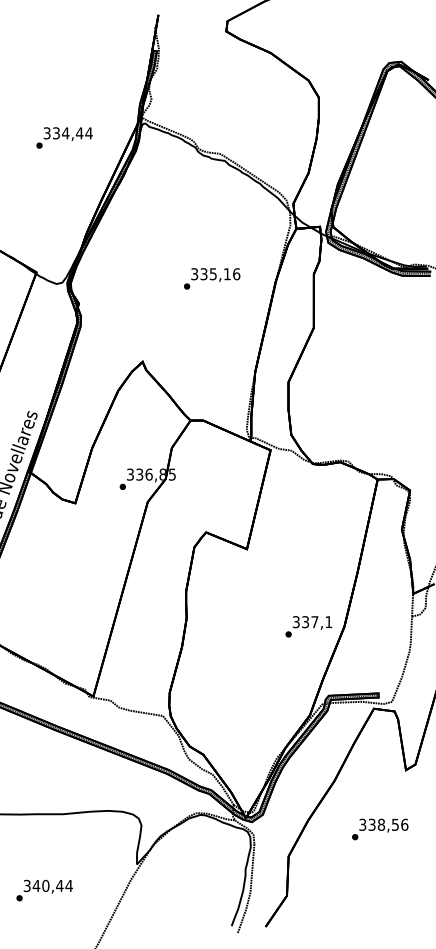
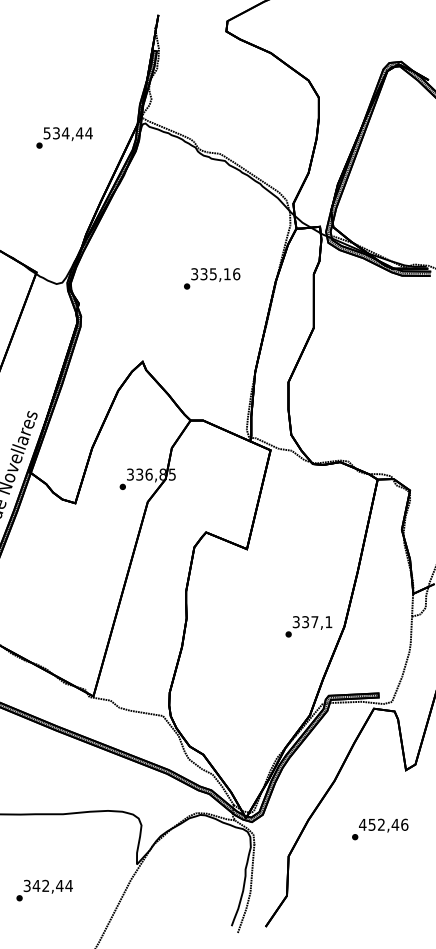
text: 334,44 -> 534,44 (47, 132)
text: 338,56 -> 452,46 (379, 824)
text: 340,44 -> 342,44 (45, 885)
